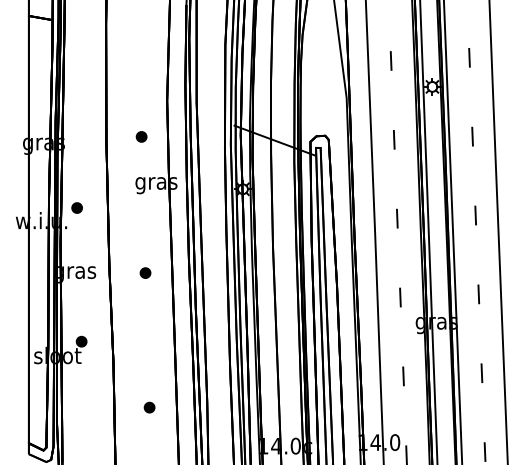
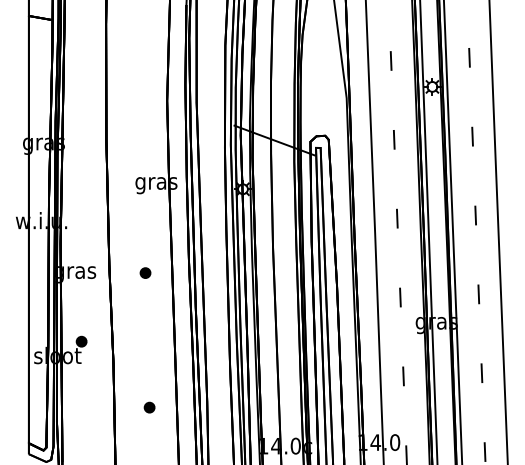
part: present -> none (141, 136)
part: present -> none (76, 207)
